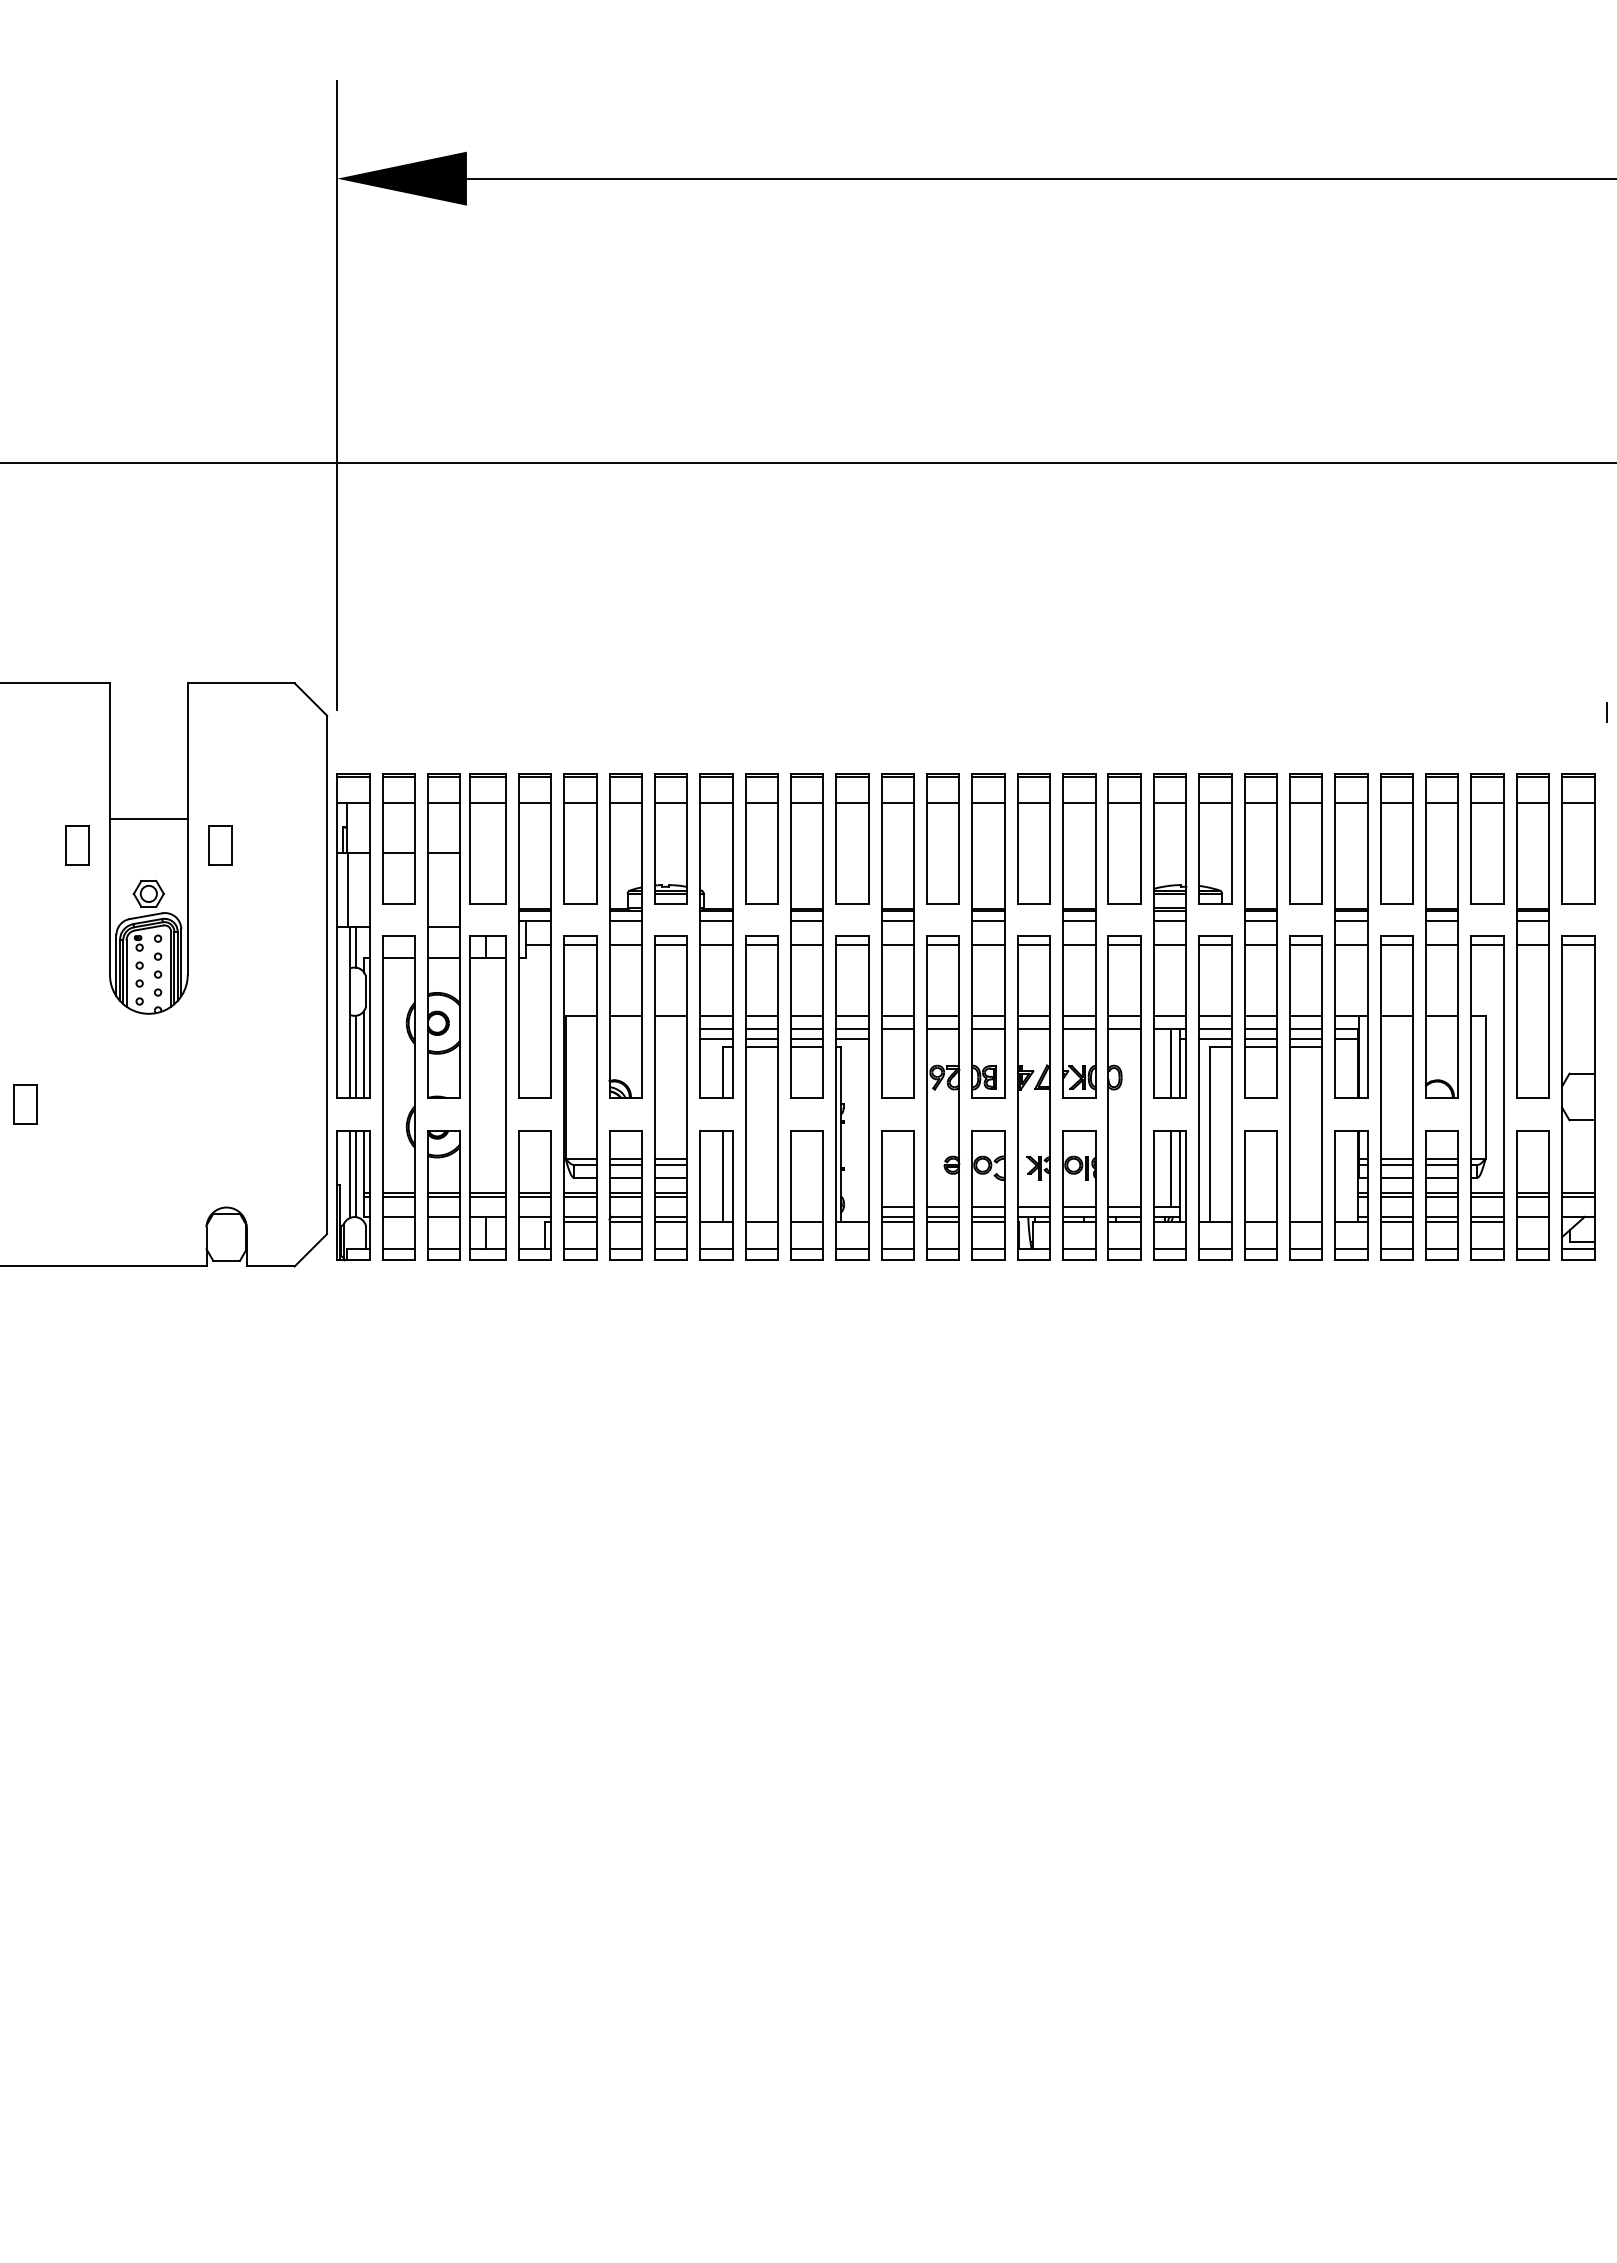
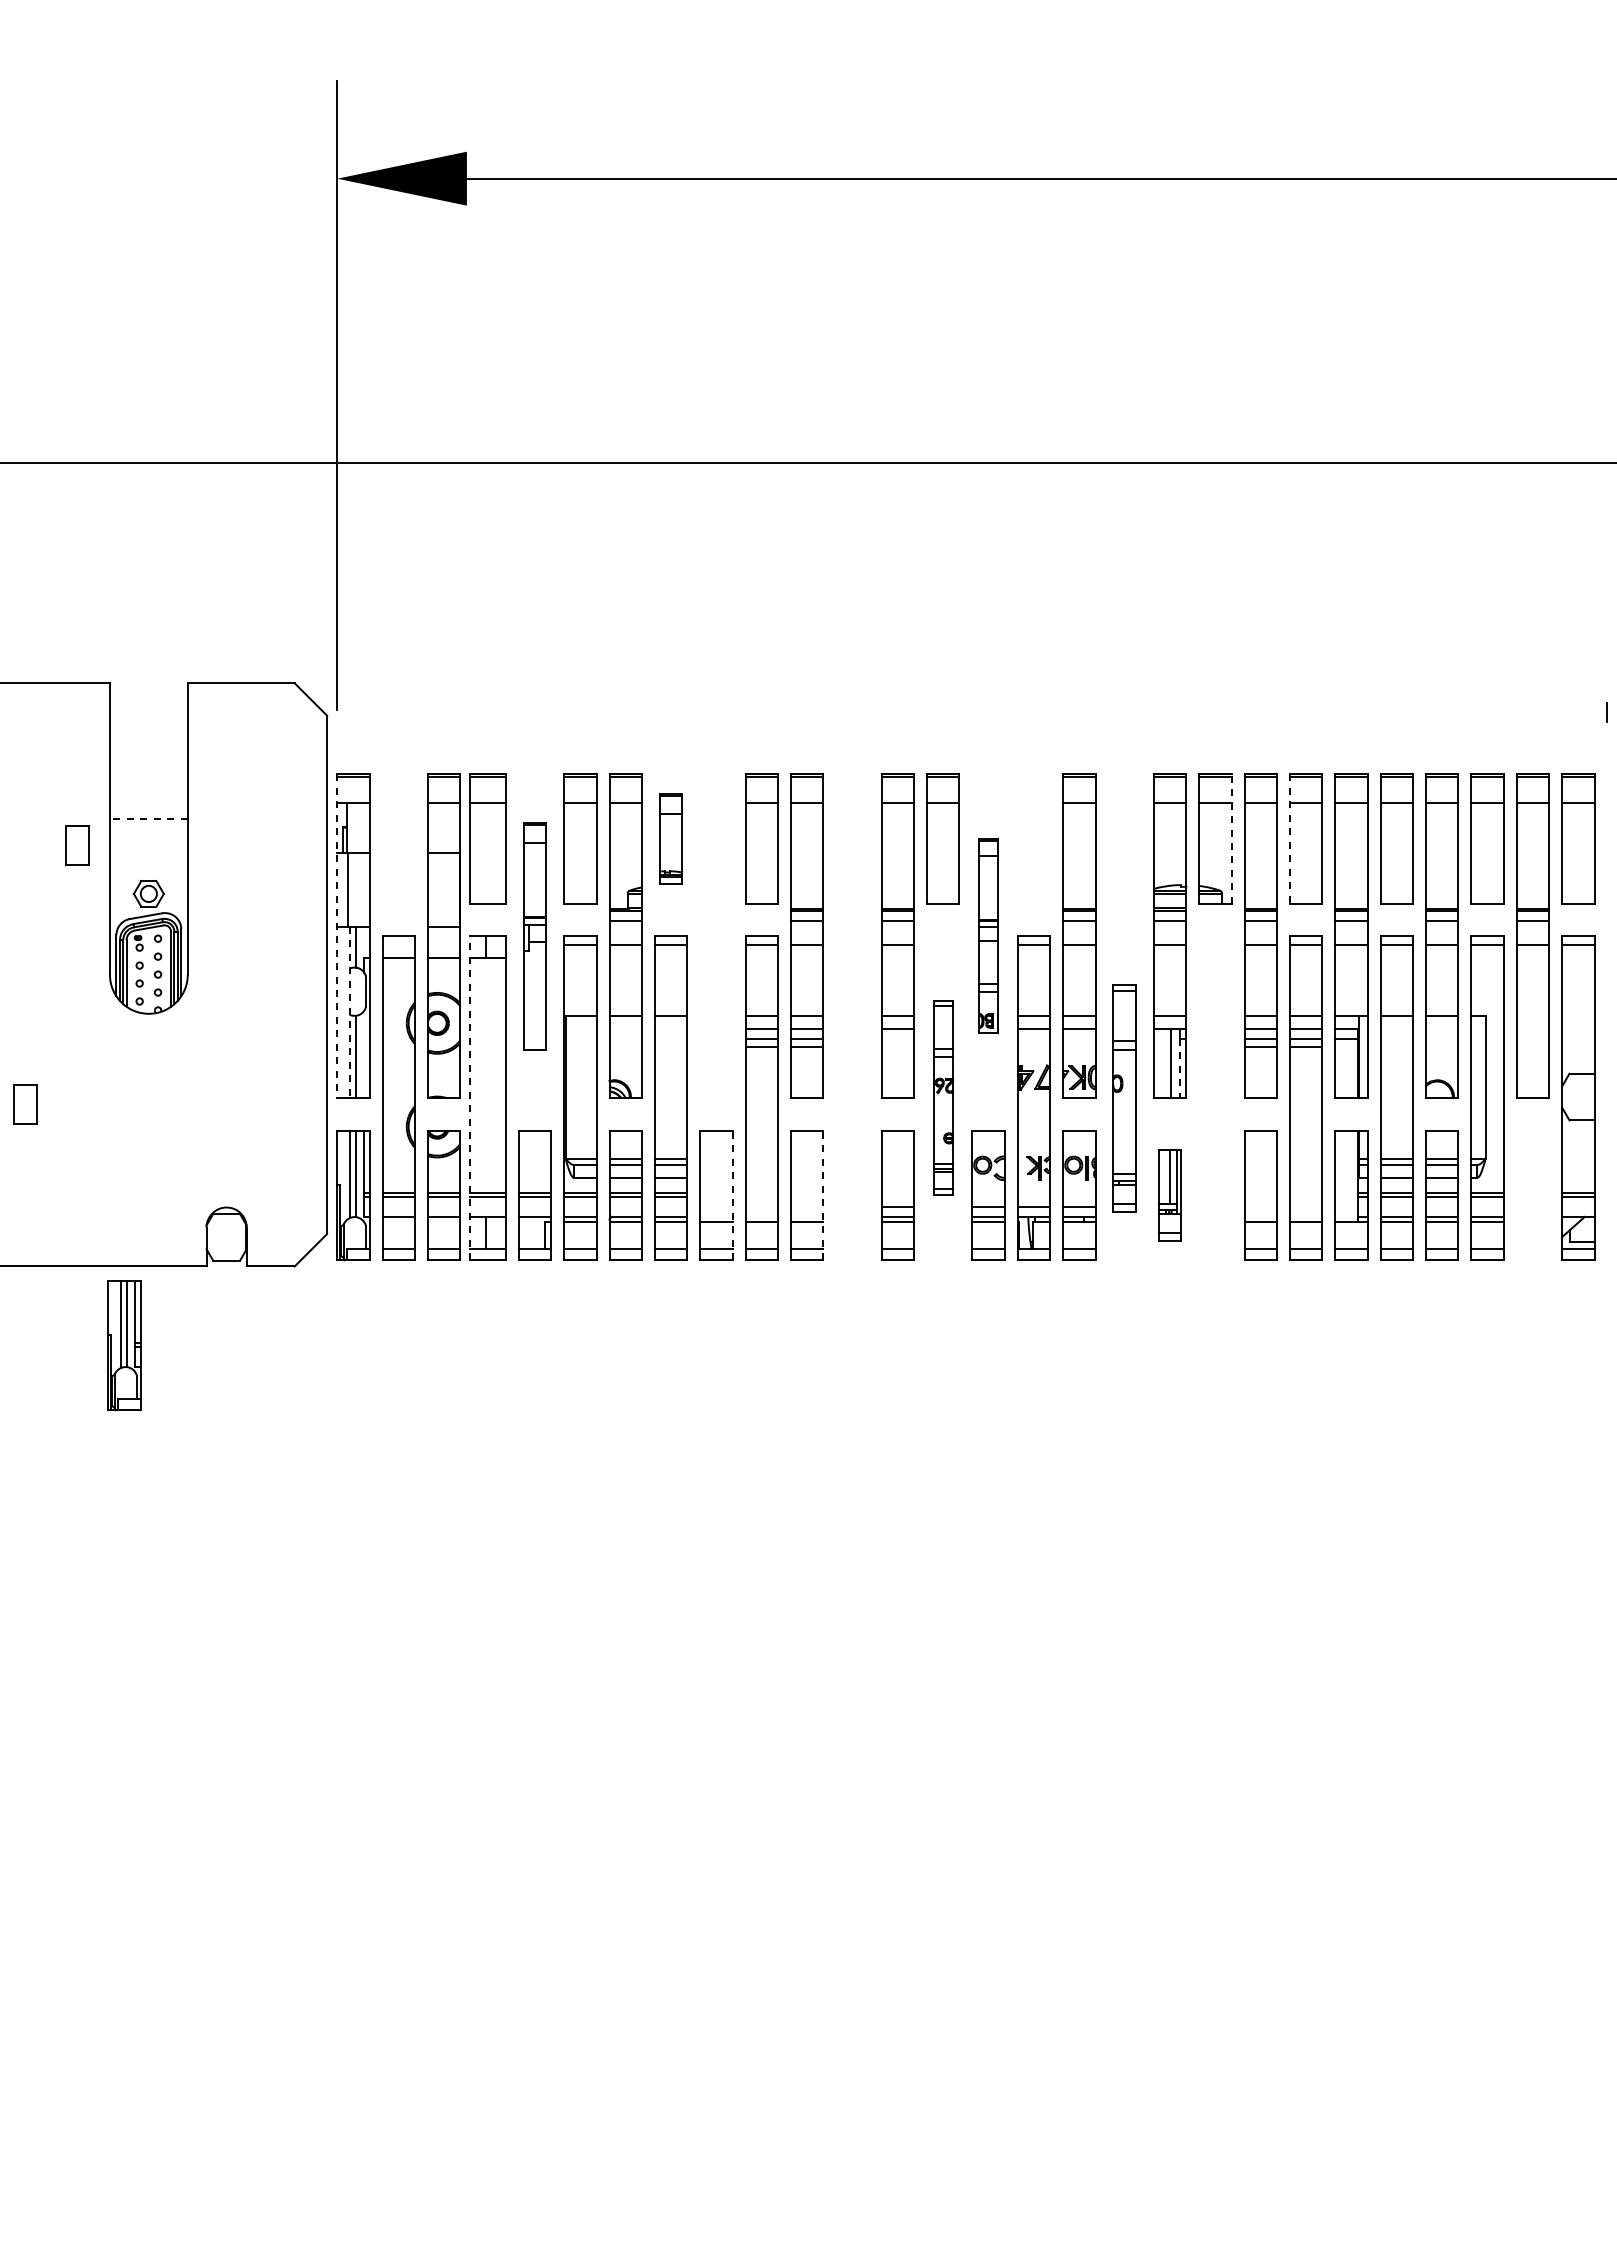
line: solid -> dashed (148, 819)
part: present -> none (398, 838)
part size: 34x132 px -> 24x92 px (670, 838)
part: present -> none (852, 838)
part: present -> none (1033, 838)
part: present -> none (1124, 838)
line: solid -> dashed (1231, 839)
line: solid -> dashed (1289, 839)
part: present -> none (220, 845)
part size: 34x326 px -> 24x229 px (534, 936)
part: present -> none (716, 935)
part size: 35x326 px -> 21x196 px (988, 935)
line: solid -> dashed (337, 936)
line: solid -> dashed (349, 1012)
line: present -> none (364, 1054)
line: solid -> dashed (1180, 1068)
line: solid -> dashed (470, 1097)
part: present -> none (852, 1097)
part size: 35x326 px -> 22x196 px (943, 1097)
part size: 35x326 px -> 25x229 px (1124, 1098)
part: present -> none (1215, 1097)
line: present -> none (722, 1175)
line: solid -> dashed (732, 1195)
line: solid -> dashed (823, 1195)
part size: 34x131 px -> 24x93 px (1169, 1195)
part: present -> none (1532, 1195)
part: none -> present (124, 1345)
